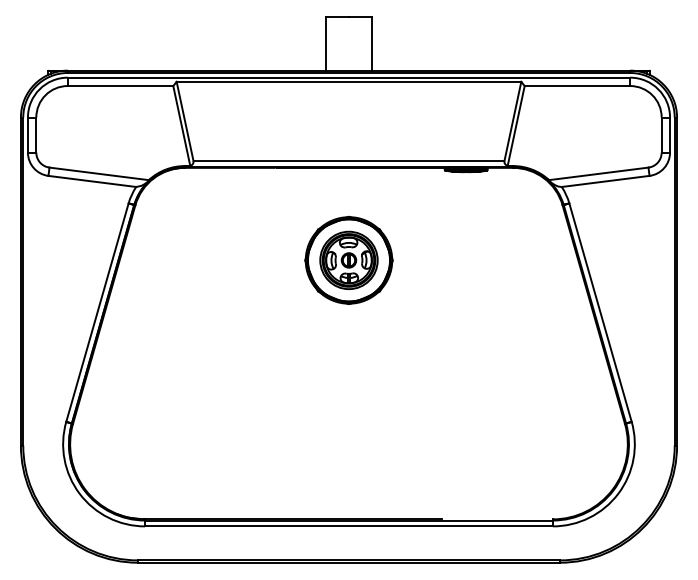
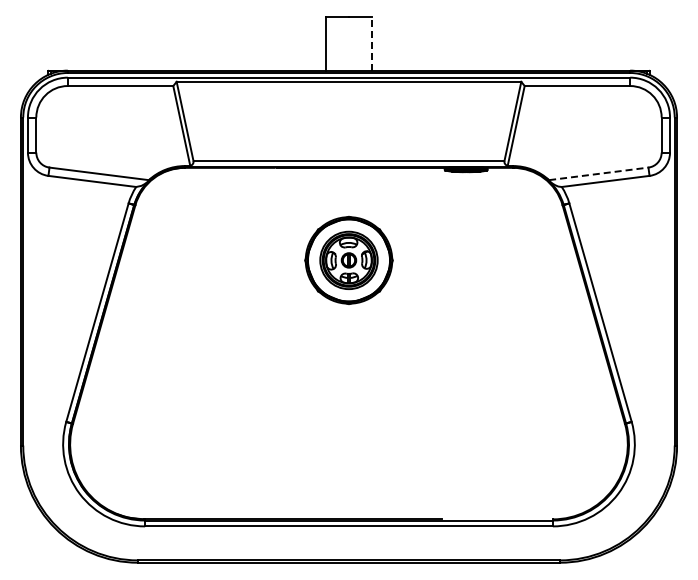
line: solid -> dashed (372, 43)
line: solid -> dashed (599, 173)
